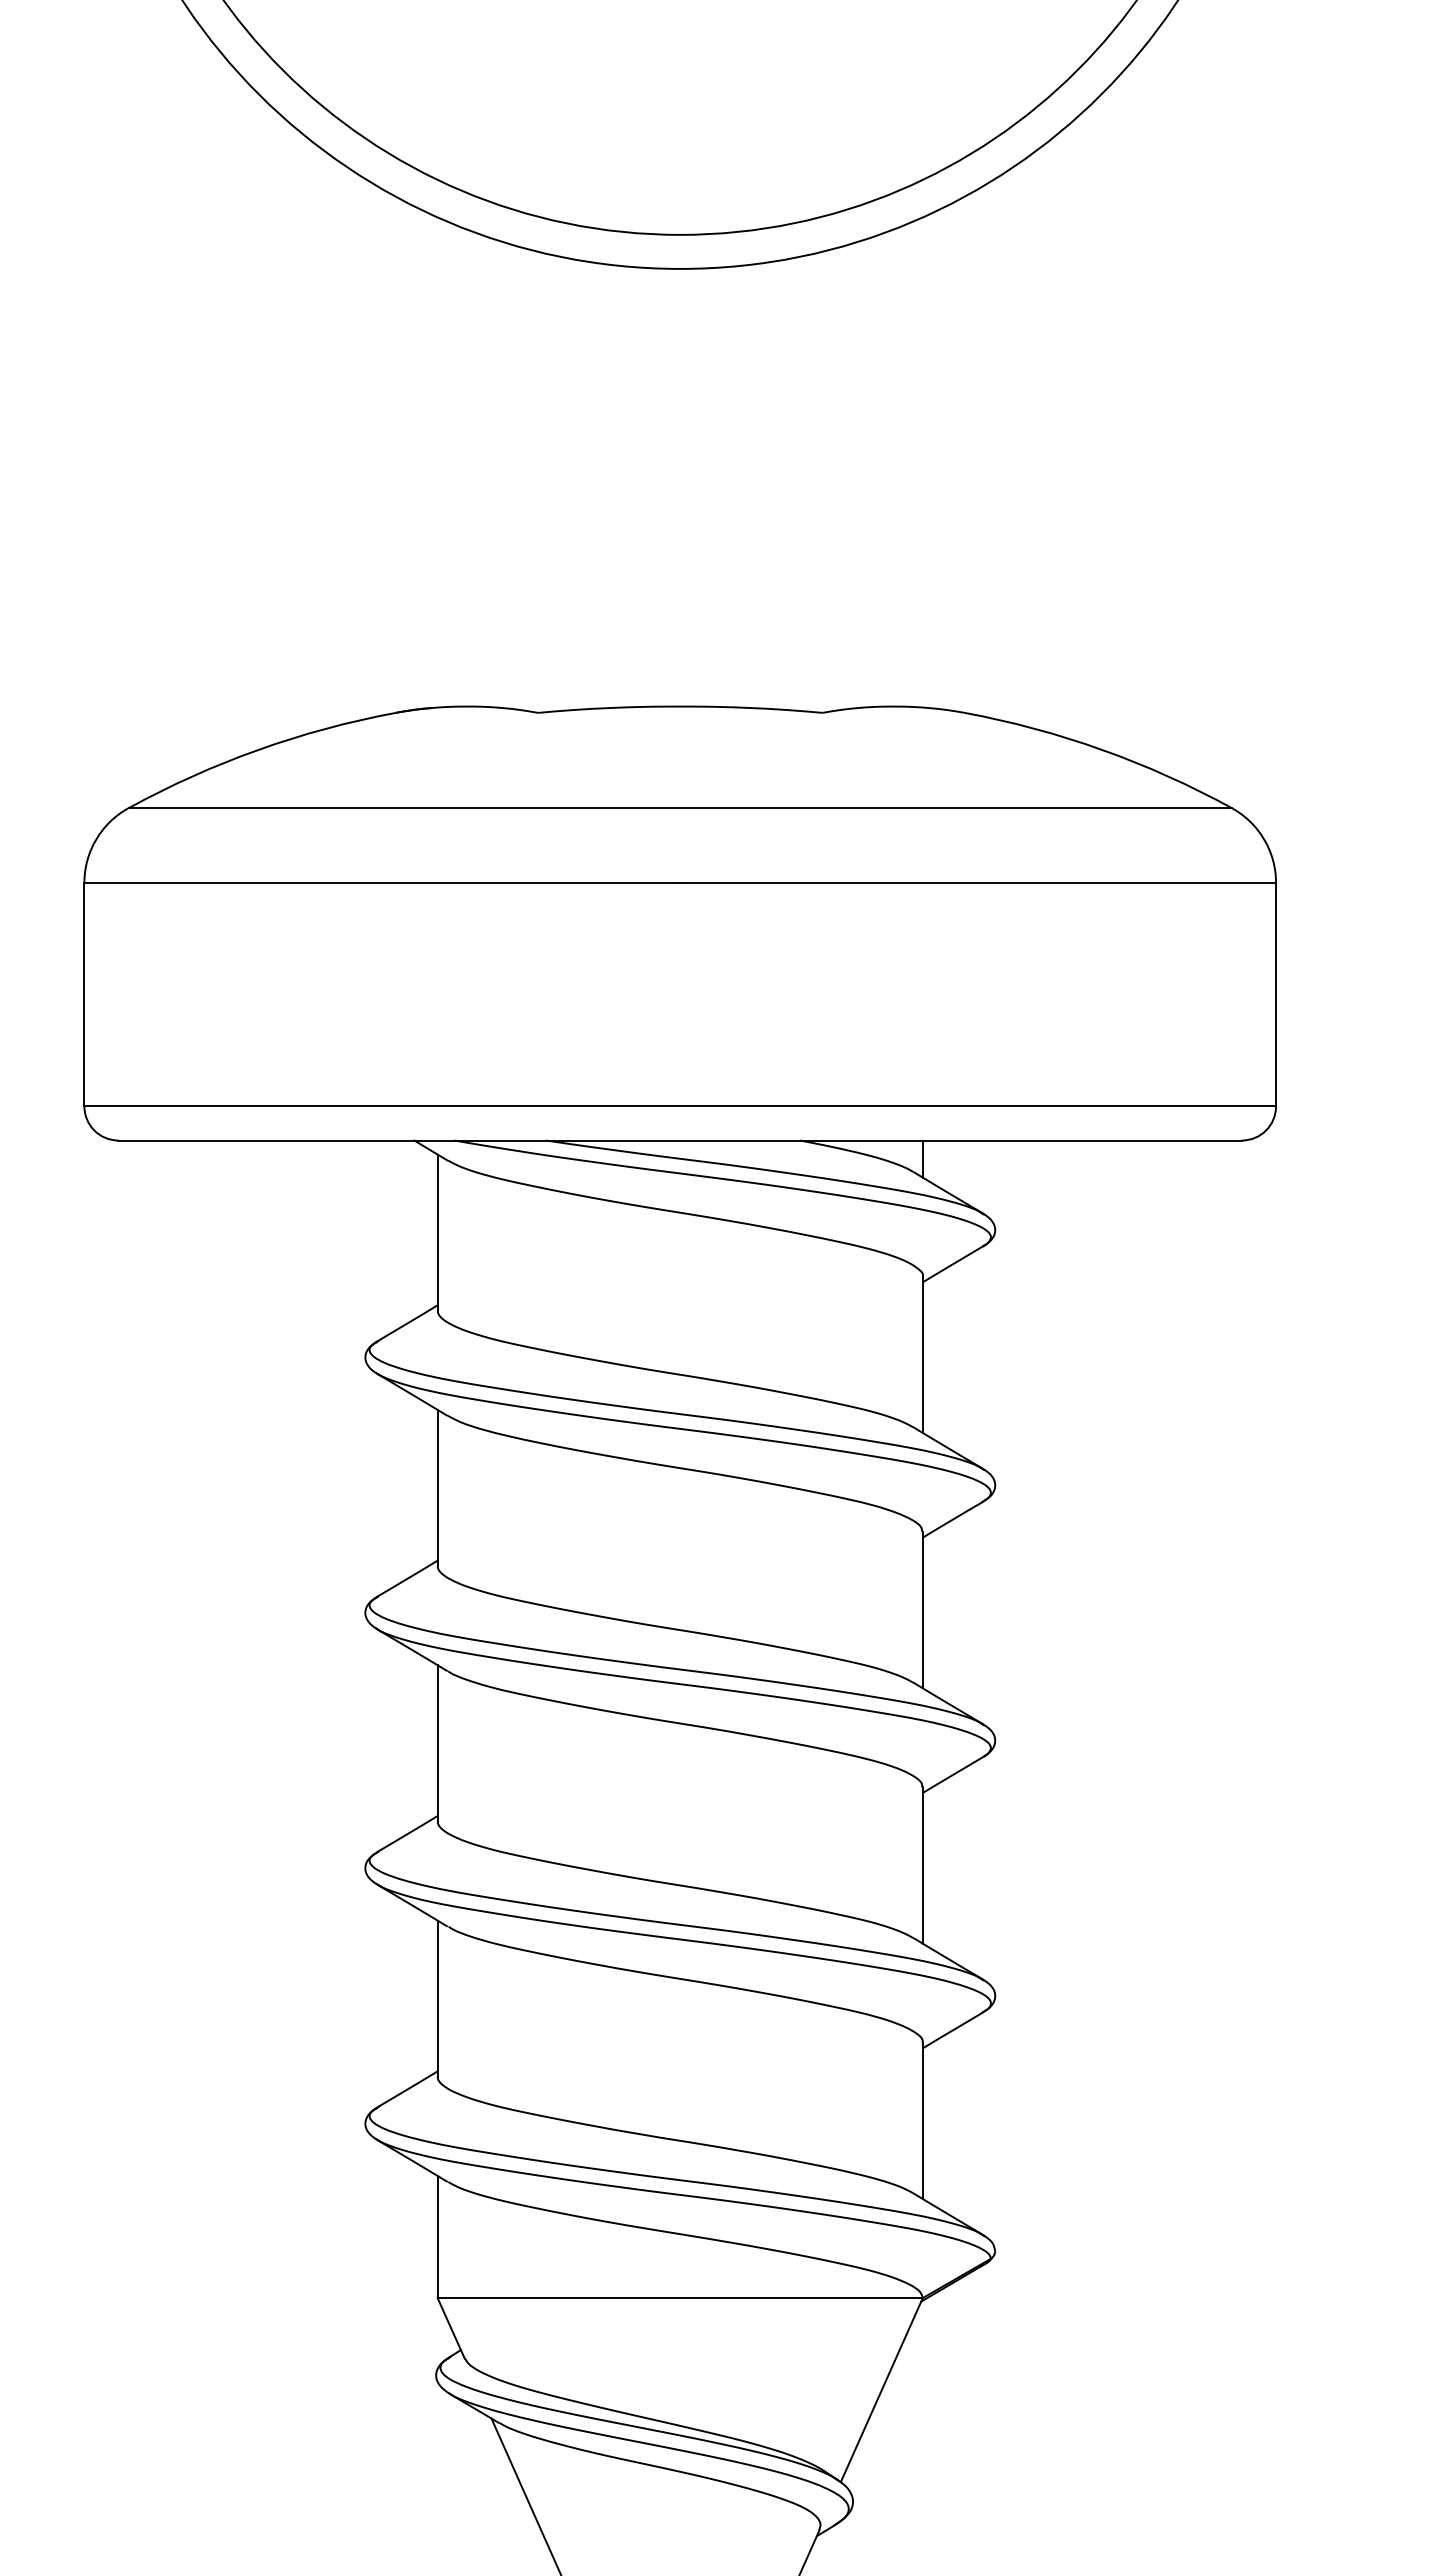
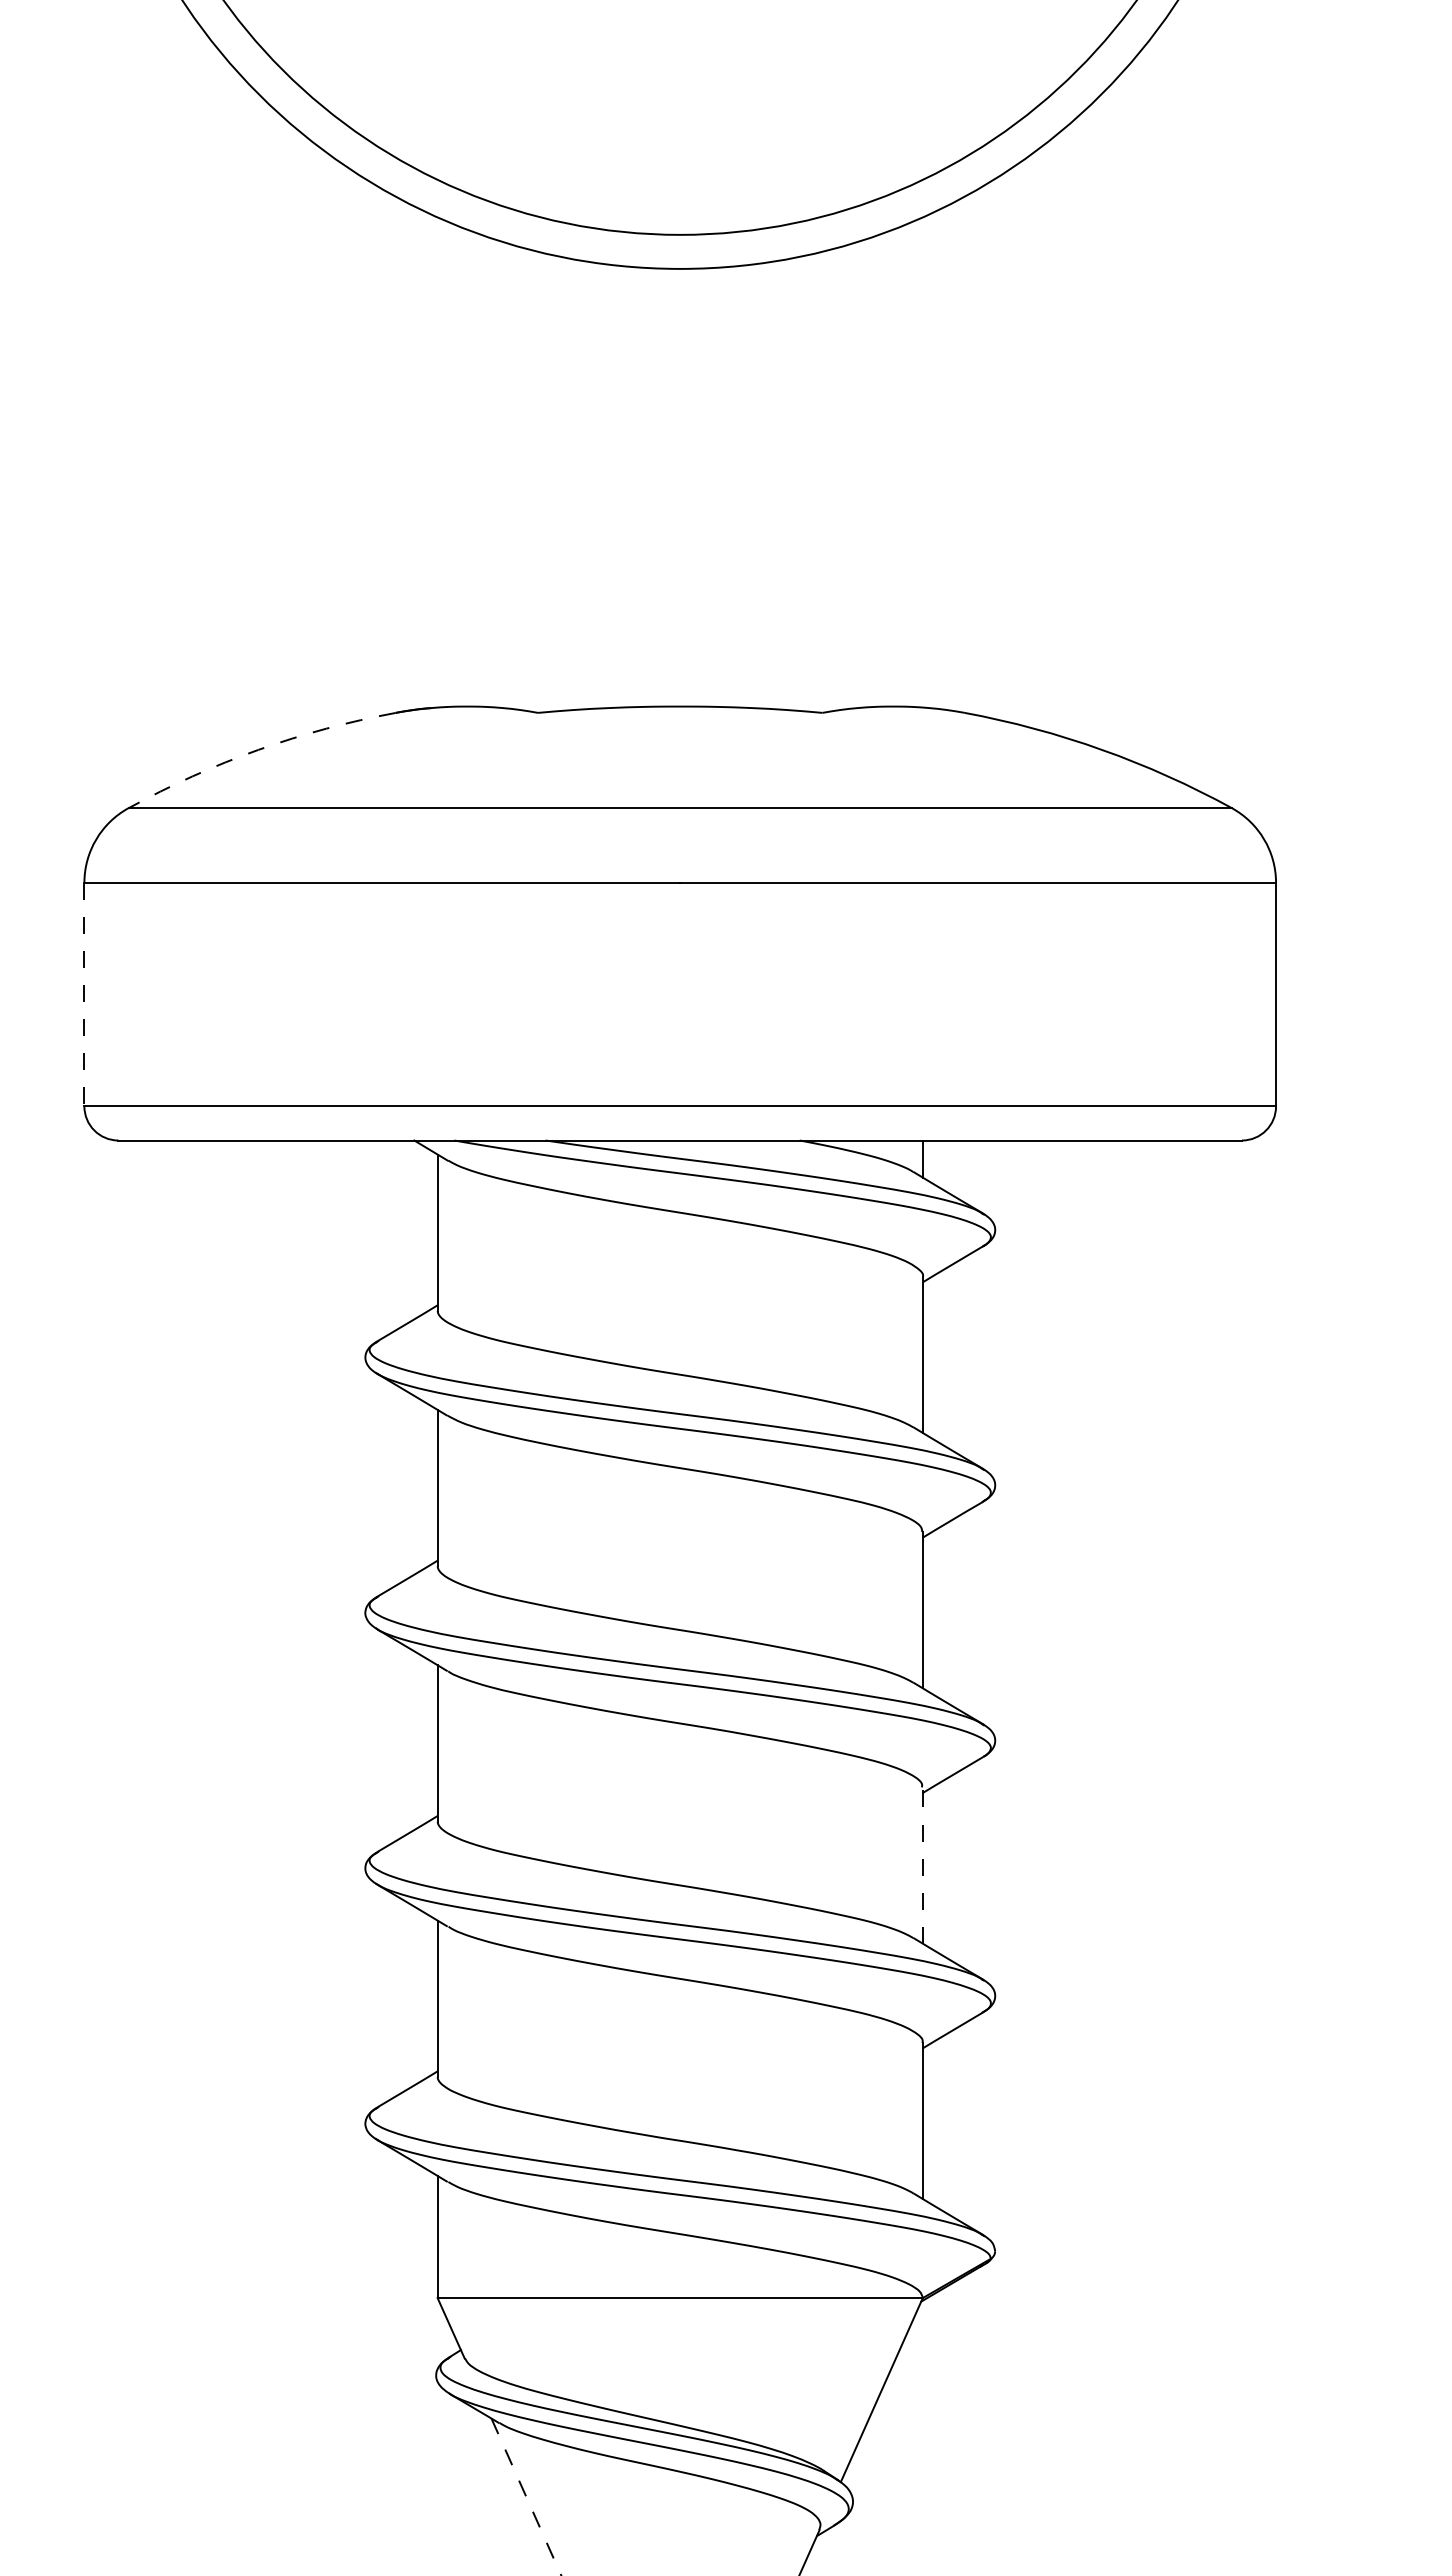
arc: solid -> dashed (258, 749)
line: solid -> dashed (84, 994)
line: solid -> dashed (922, 1865)
line: solid -> dashed (526, 2496)
